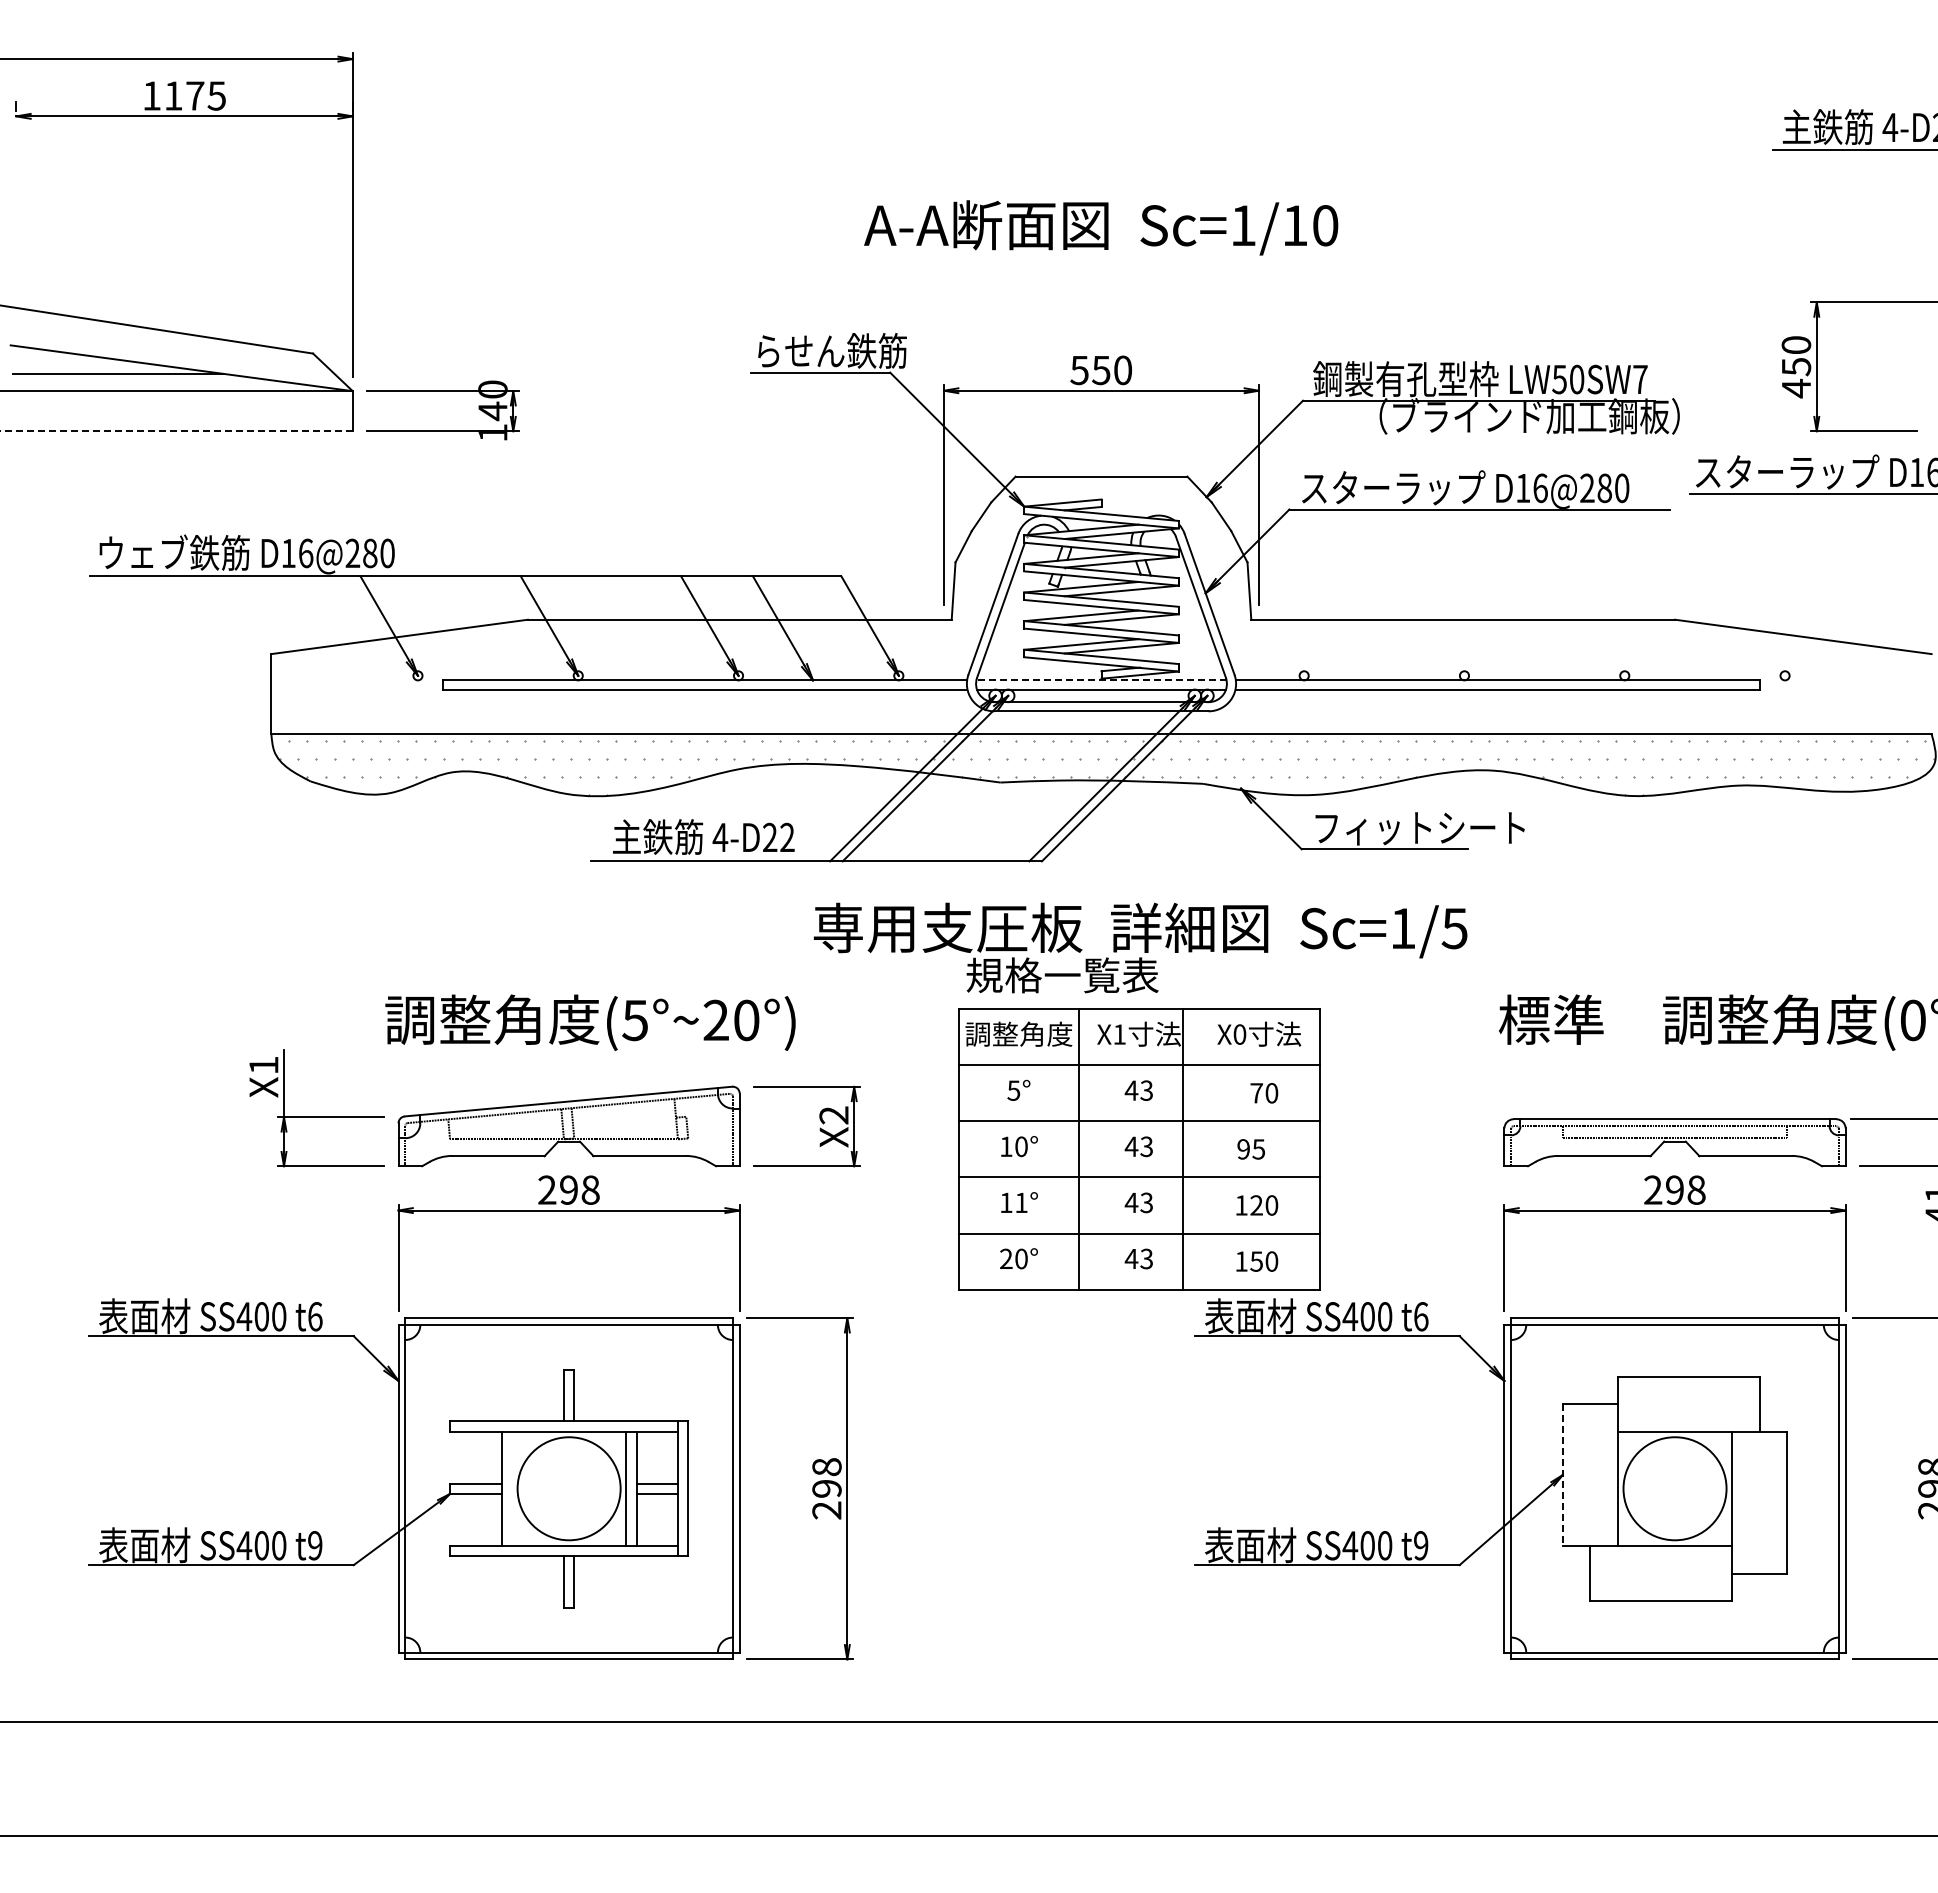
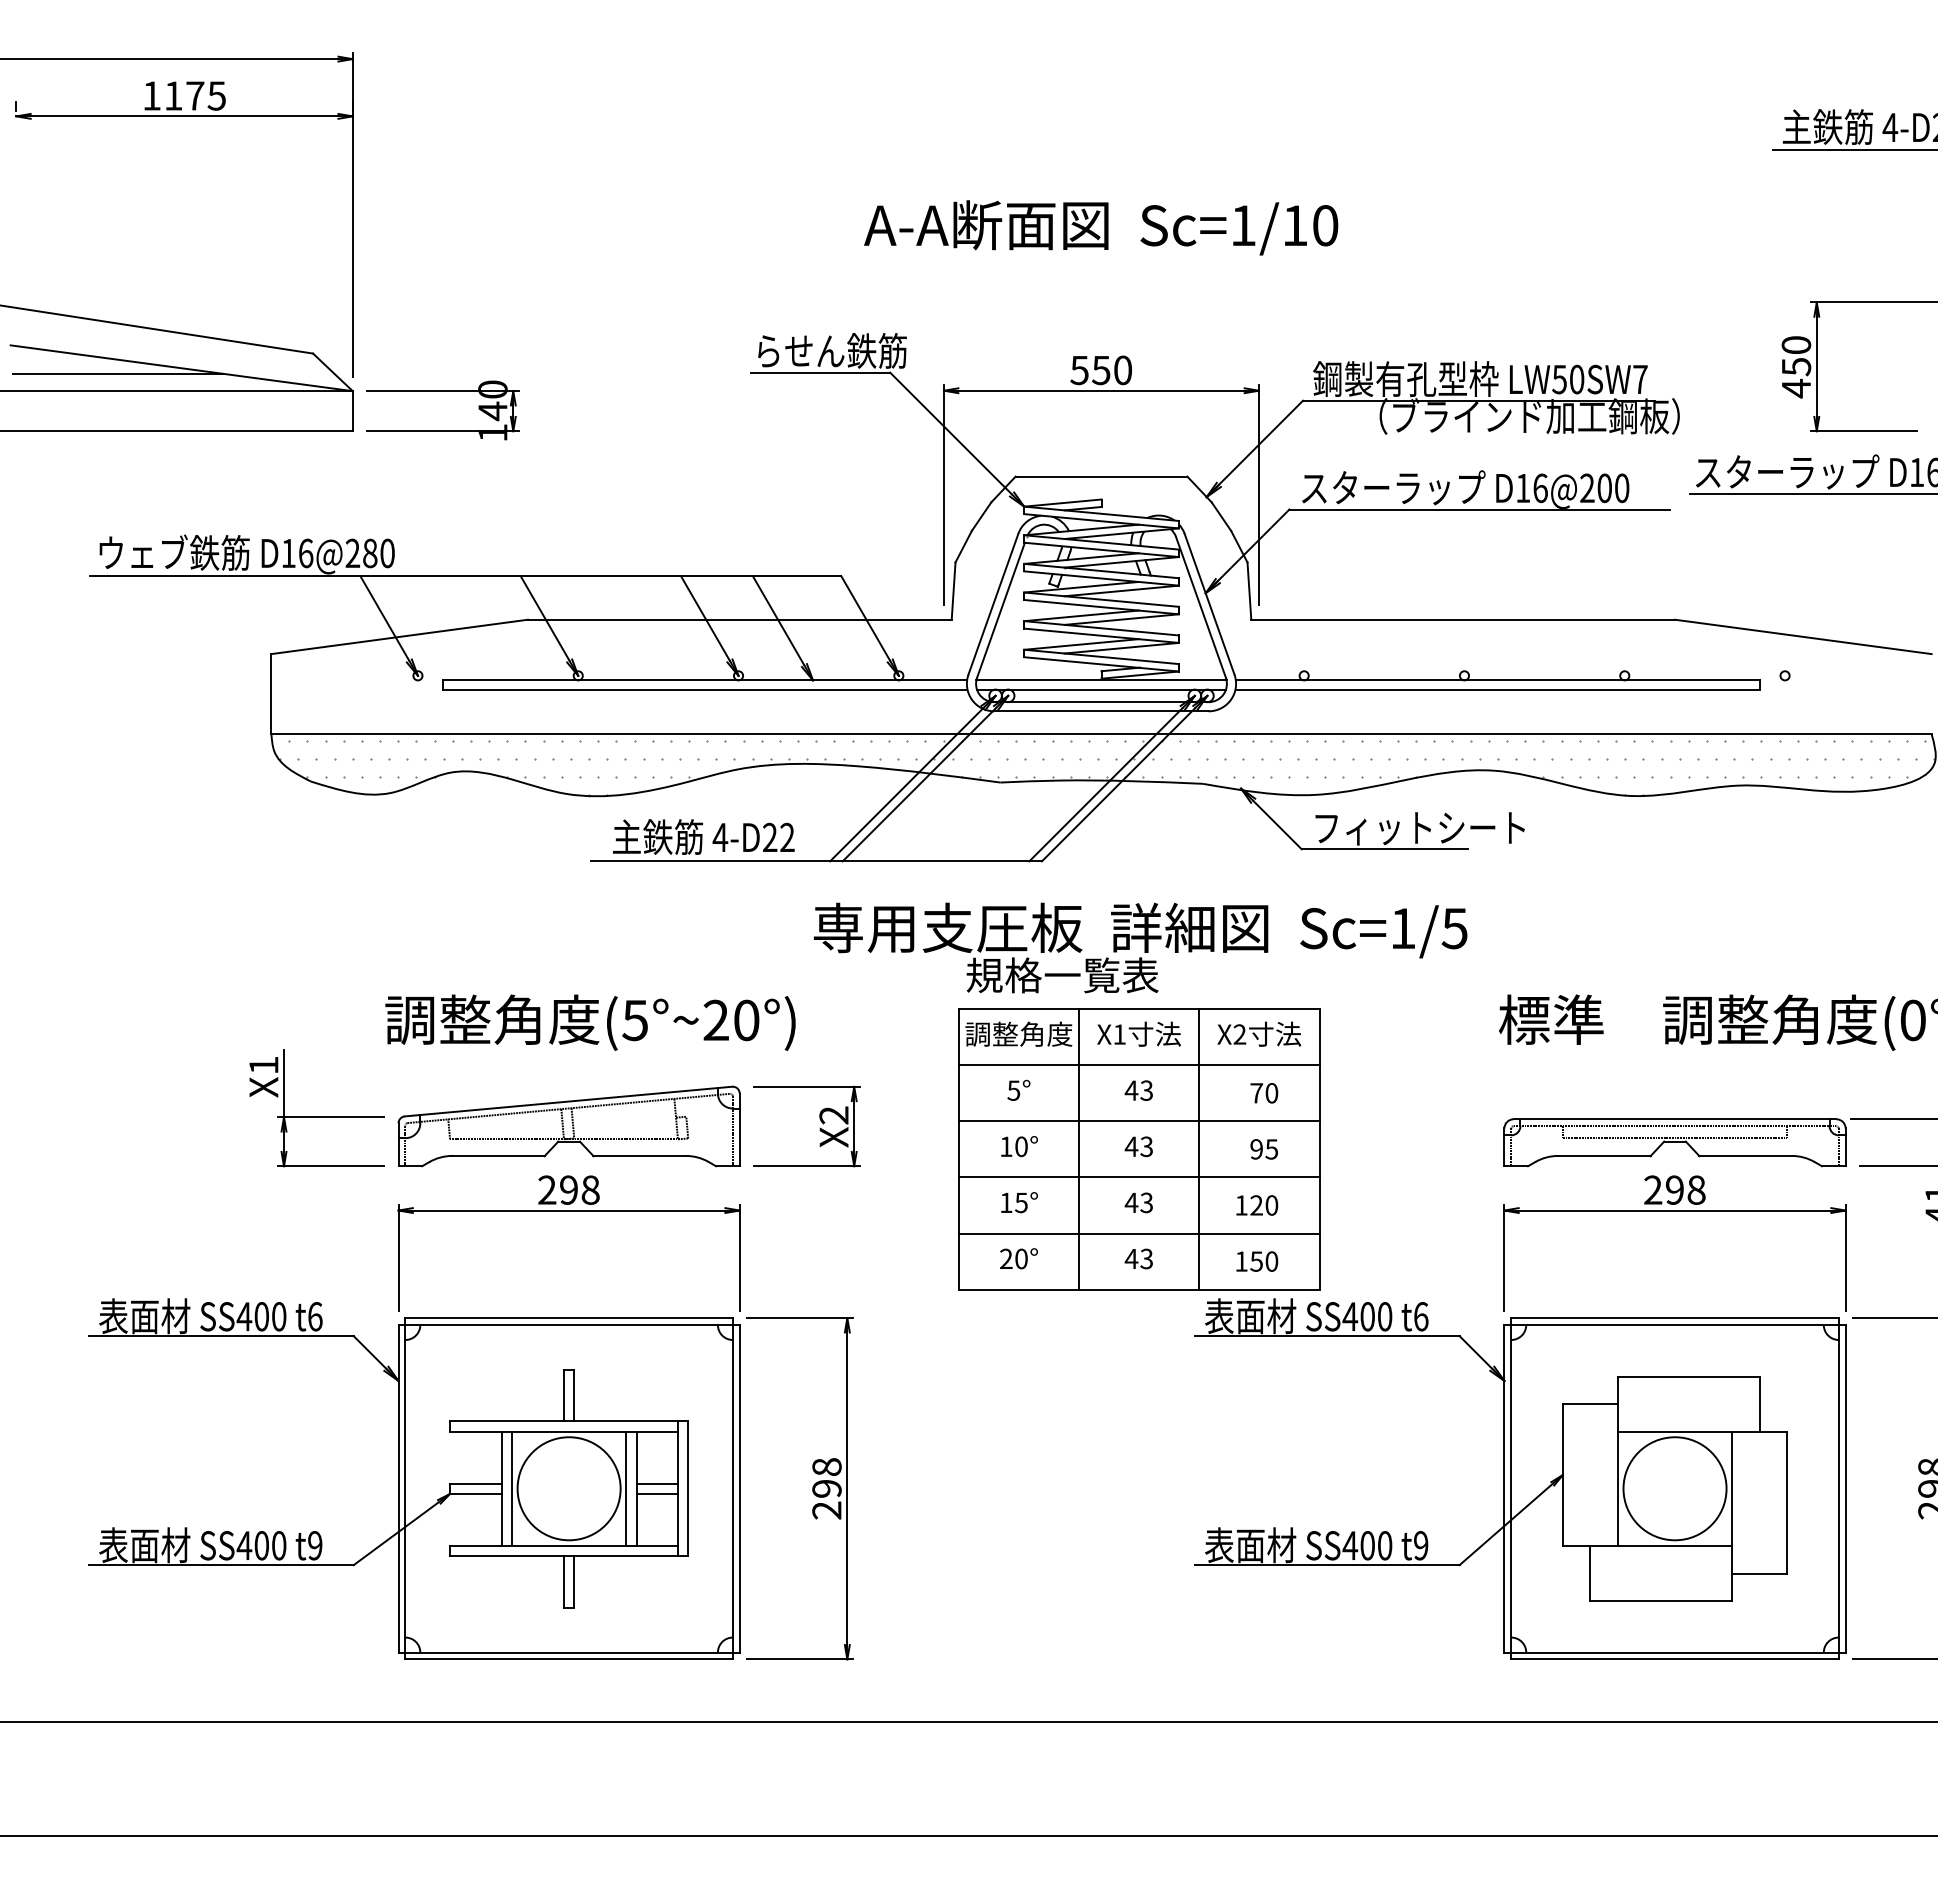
line: dashed -> solid (175, 431)
text: D16@280 -> D16@200 (1604, 488)
line: dashed -> solid (1101, 680)
text: X0 -> X2 (1239, 1034)
line position: (1183, 1149) -> (1199, 1149) (1199, 1149)
text position: (1250, 1149) -> (1263, 1149) (1263, 1149)
text: 11° -> 15° (1021, 1202)
line: dashed -> solid (1562, 1475)
line: none -> present (511, 1488)
